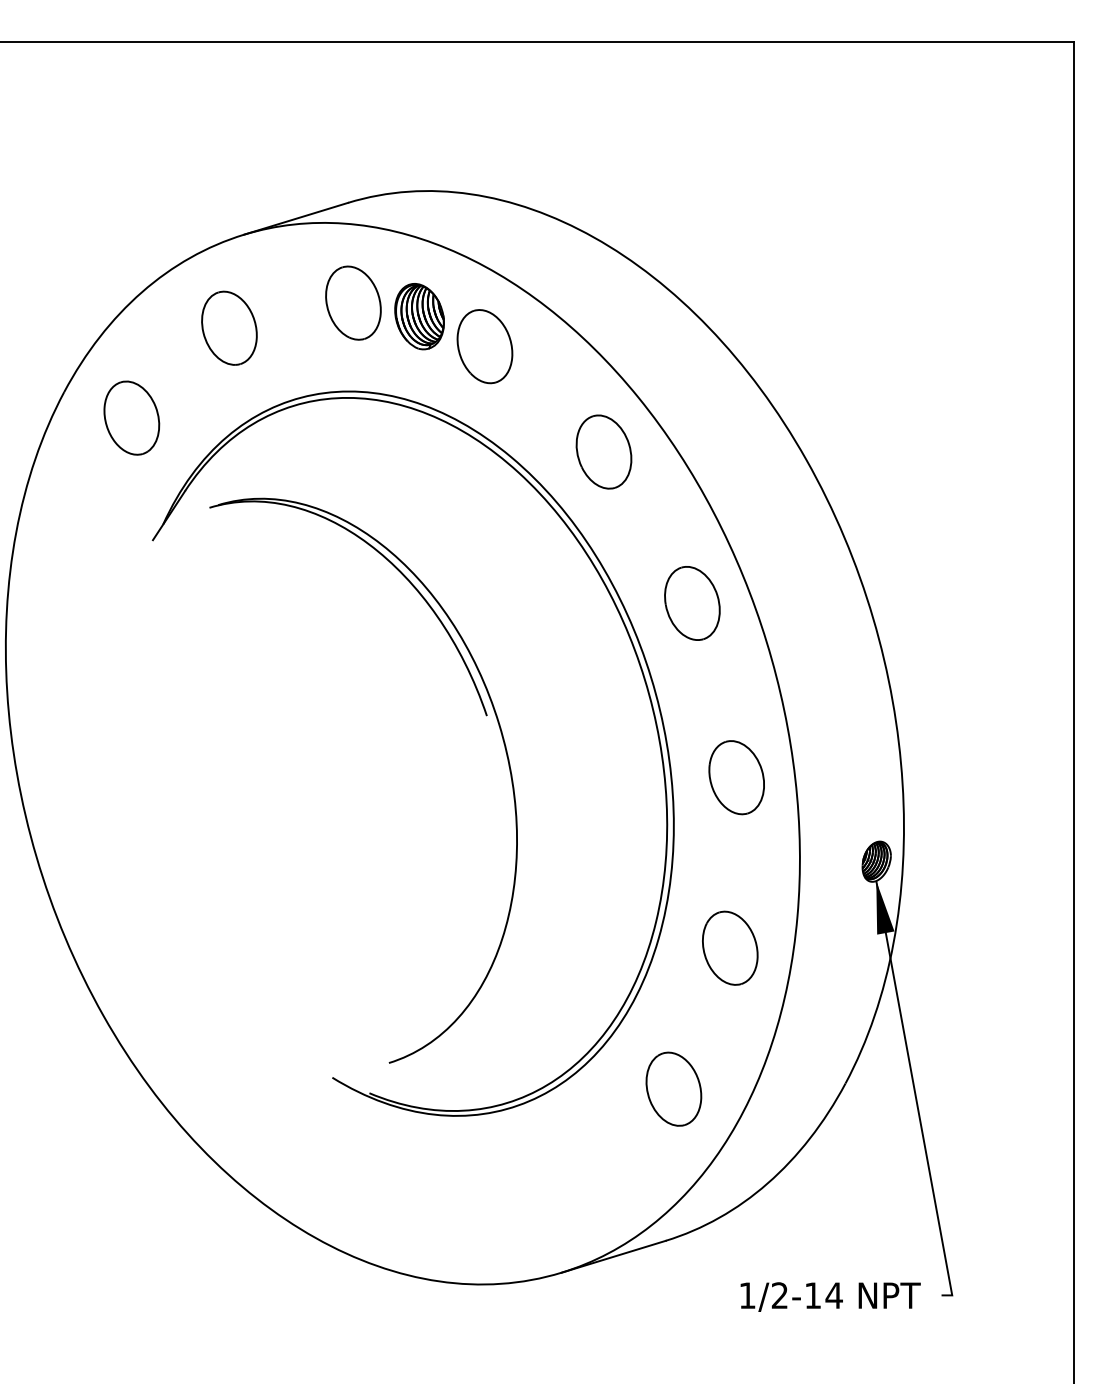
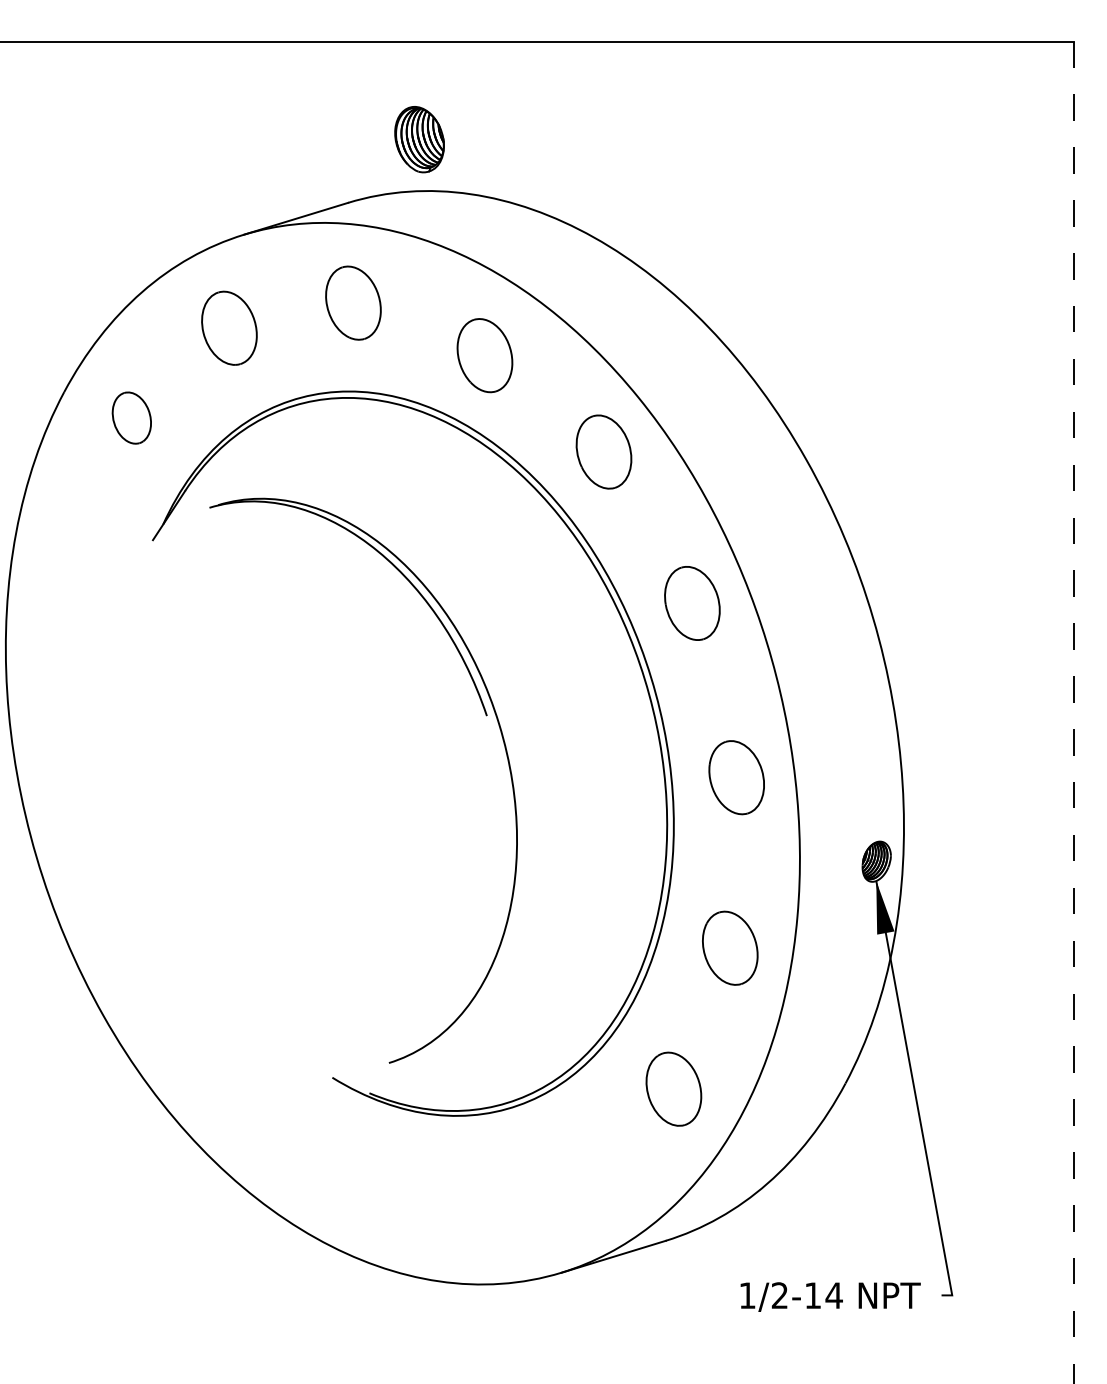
part position: (419, 316) -> (419, 139) (419, 139)
part position: (484, 346) -> (484, 355) (484, 355)
part size: 58x76 px -> 41x54 px (131, 417)
line: solid -> dashed (1073, 712)
